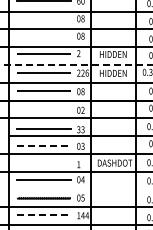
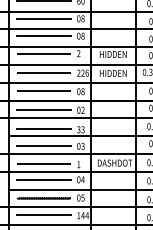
line: none -> present (43, 18)
line: none -> present (43, 35)
line: dashed -> solid (76, 64)
line: none -> present (43, 110)
line: dashed -> solid (43, 146)
line: none -> present (43, 164)
line: none -> present (79, 189)
line: dashed -> solid (43, 215)
